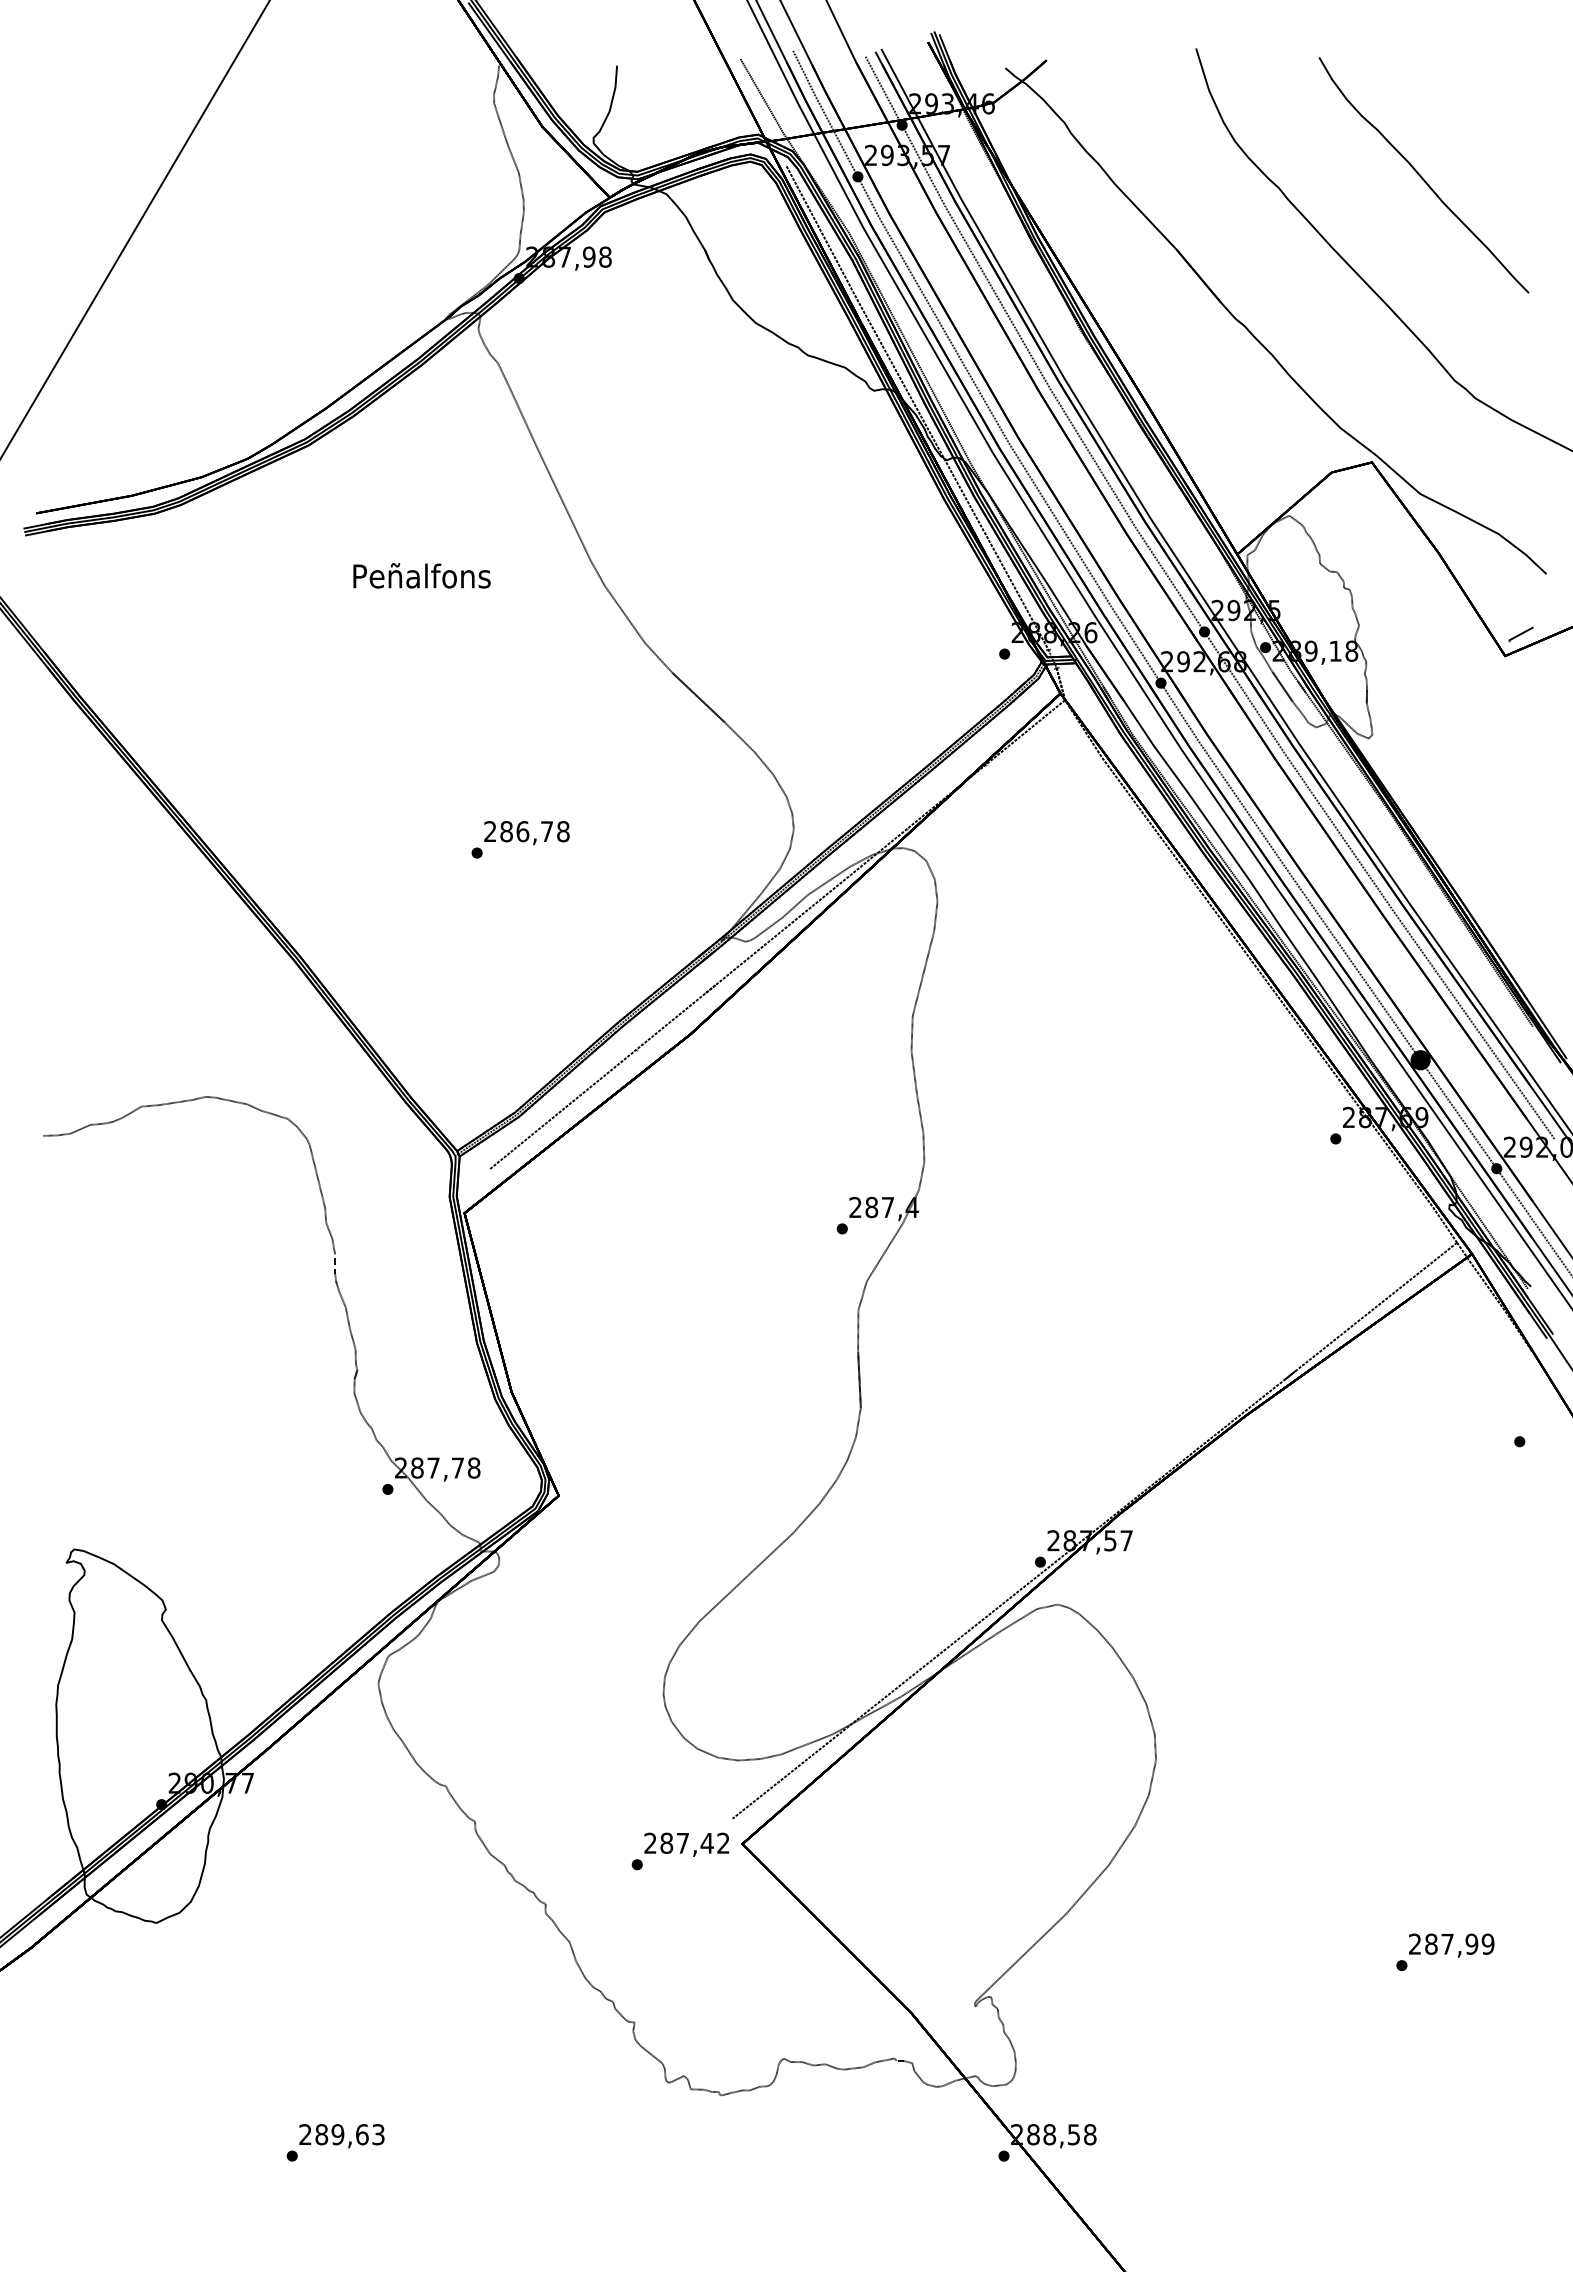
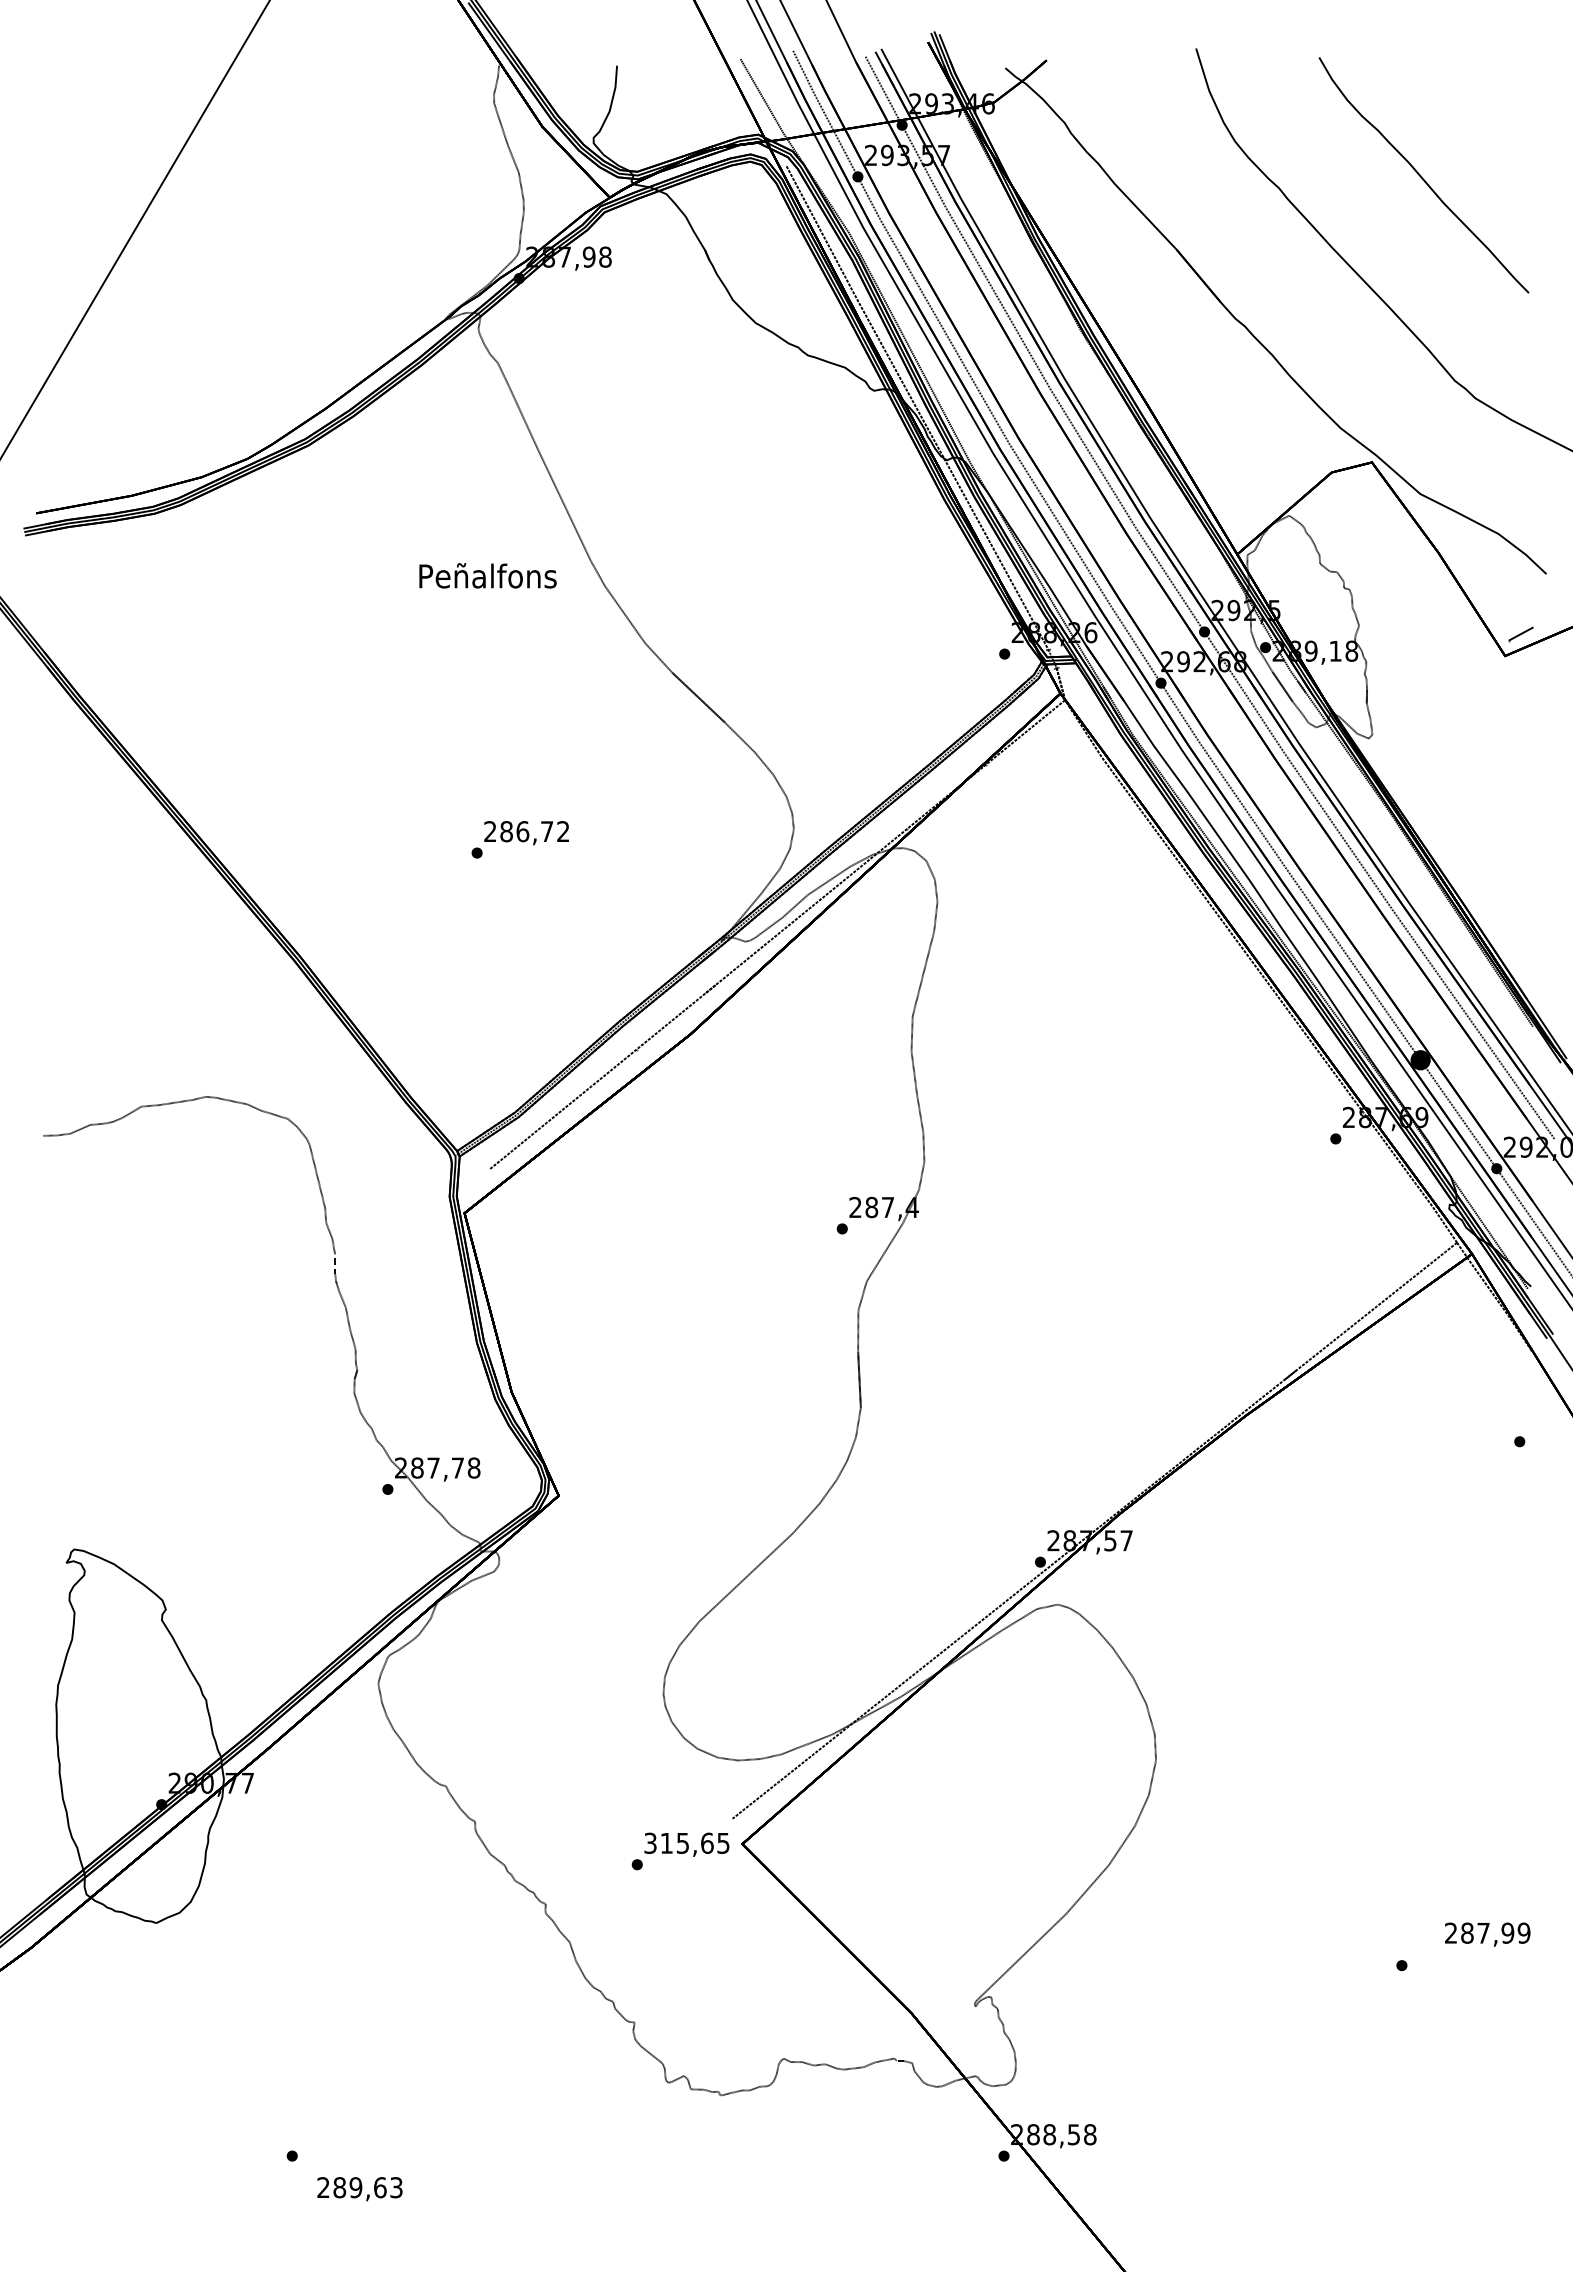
text position: (421, 575) -> (487, 575) (487, 575)
text: 286,78 -> 286,72 (563, 831)
text: 287,42 -> 315,65 (686, 1842)
text position: (1451, 1945) -> (1487, 1934) (1487, 1934)
text position: (341, 2136) -> (359, 2189) (359, 2189)
